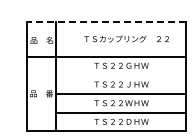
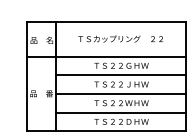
line: dashed -> solid (105, 21)
text position: (126, 38) -> (120, 38) (120, 38)
line: none -> present (120, 75)
